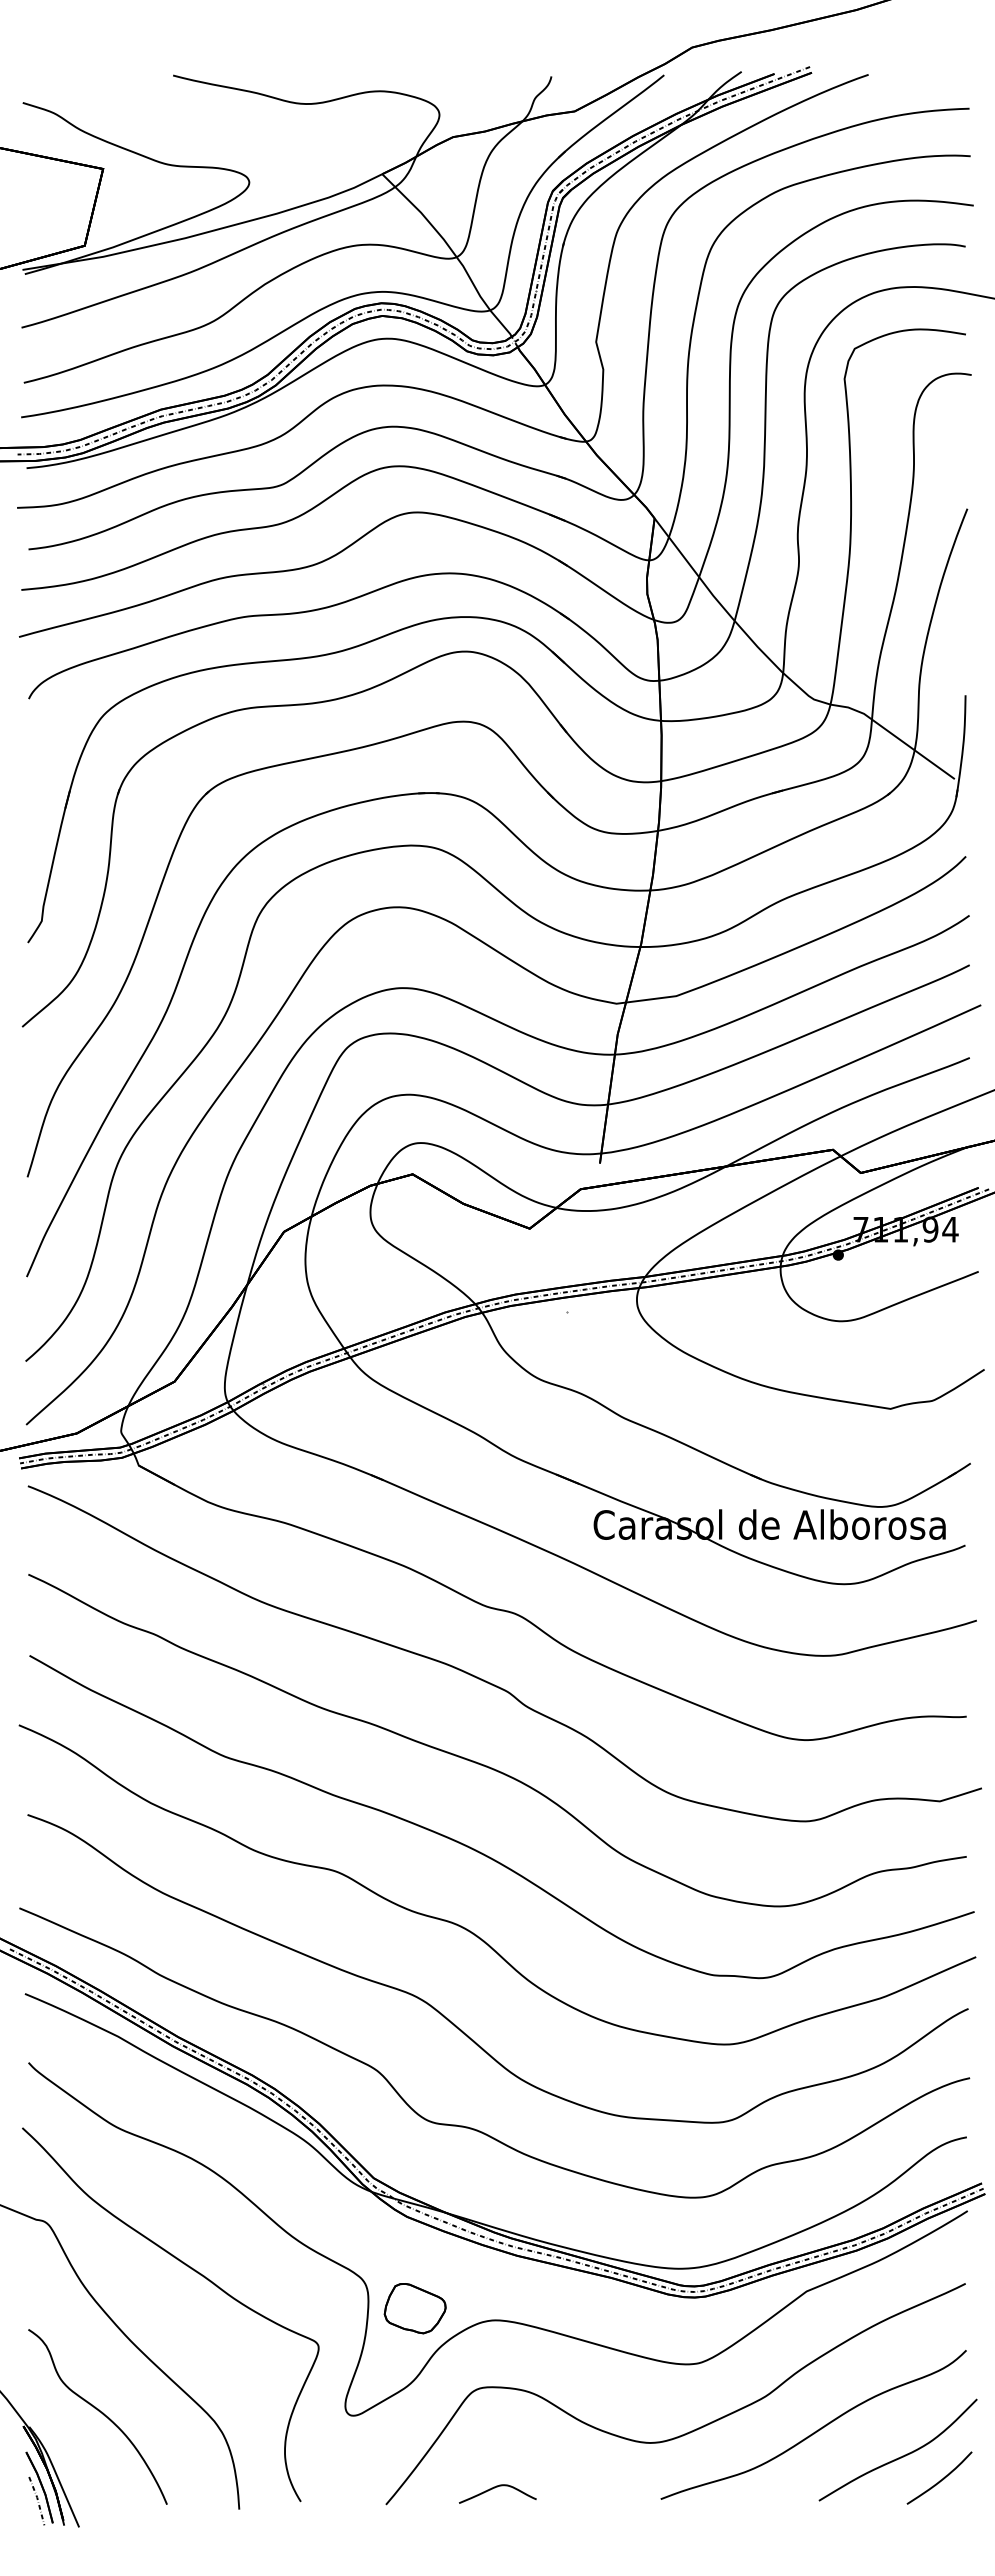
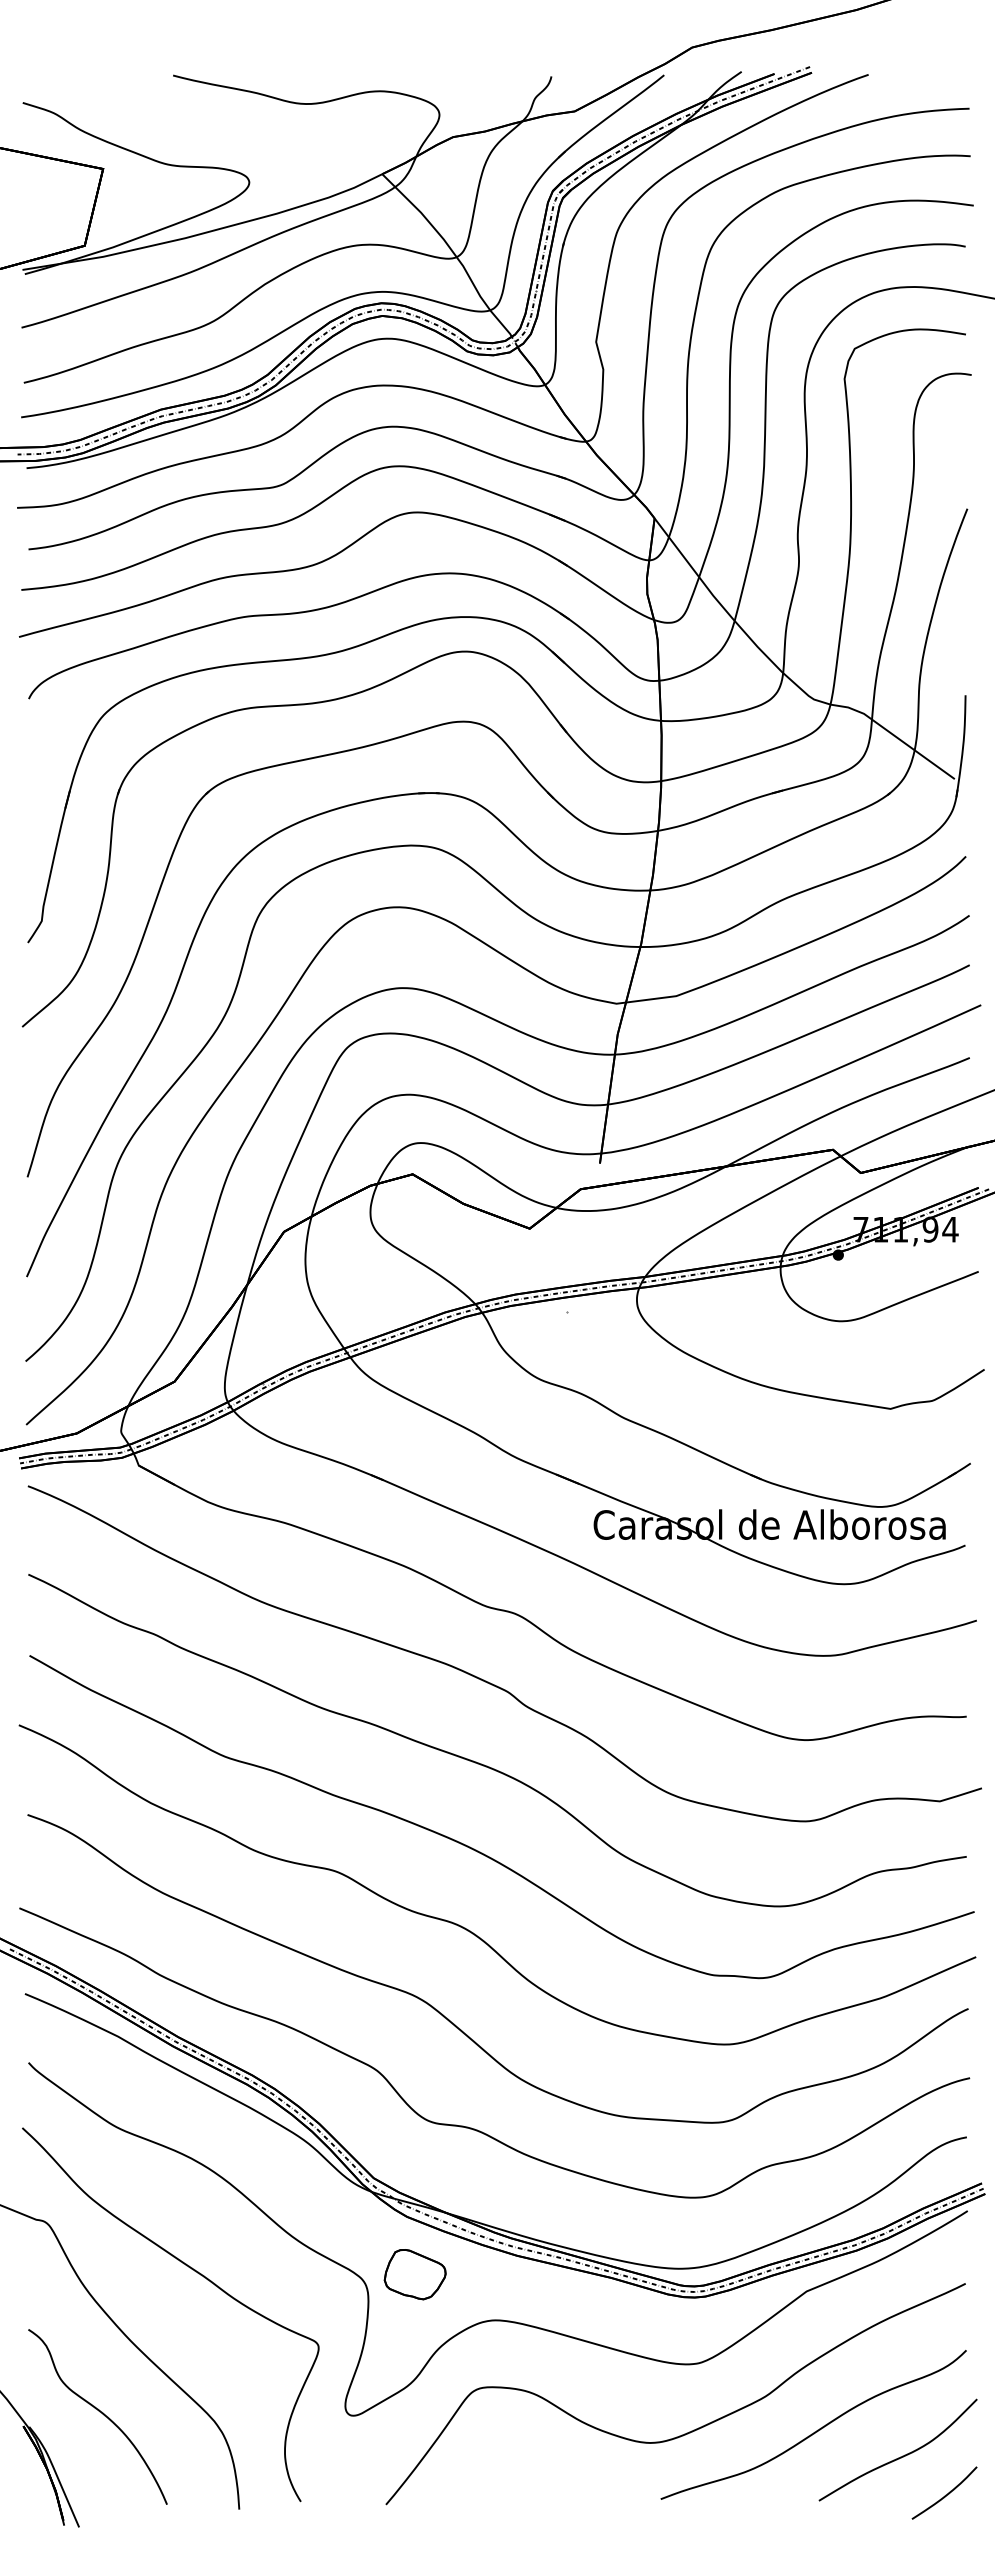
part position: (414, 2308) -> (414, 2274) (414, 2274)
curve position: (941, 2479) -> (946, 2494) (946, 2494)
part: present -> none (39, 2488)
curve: present -> none (495, 2488)
